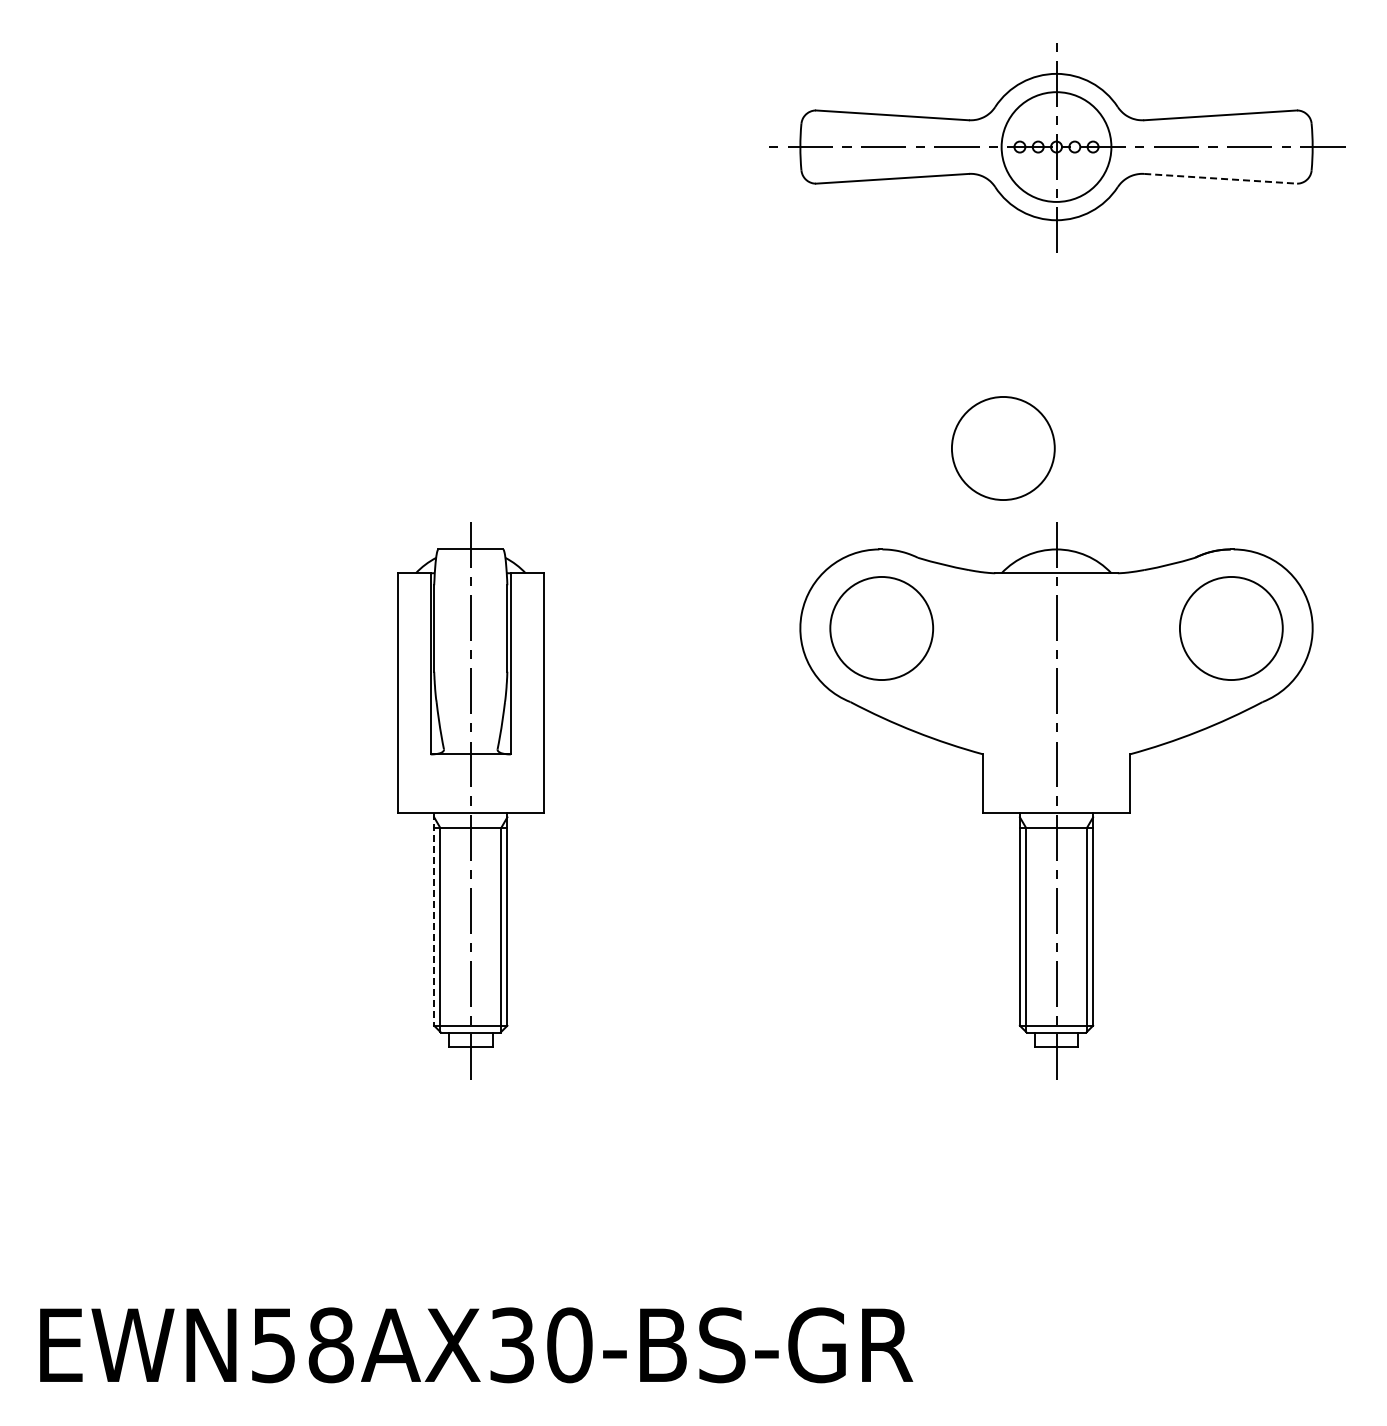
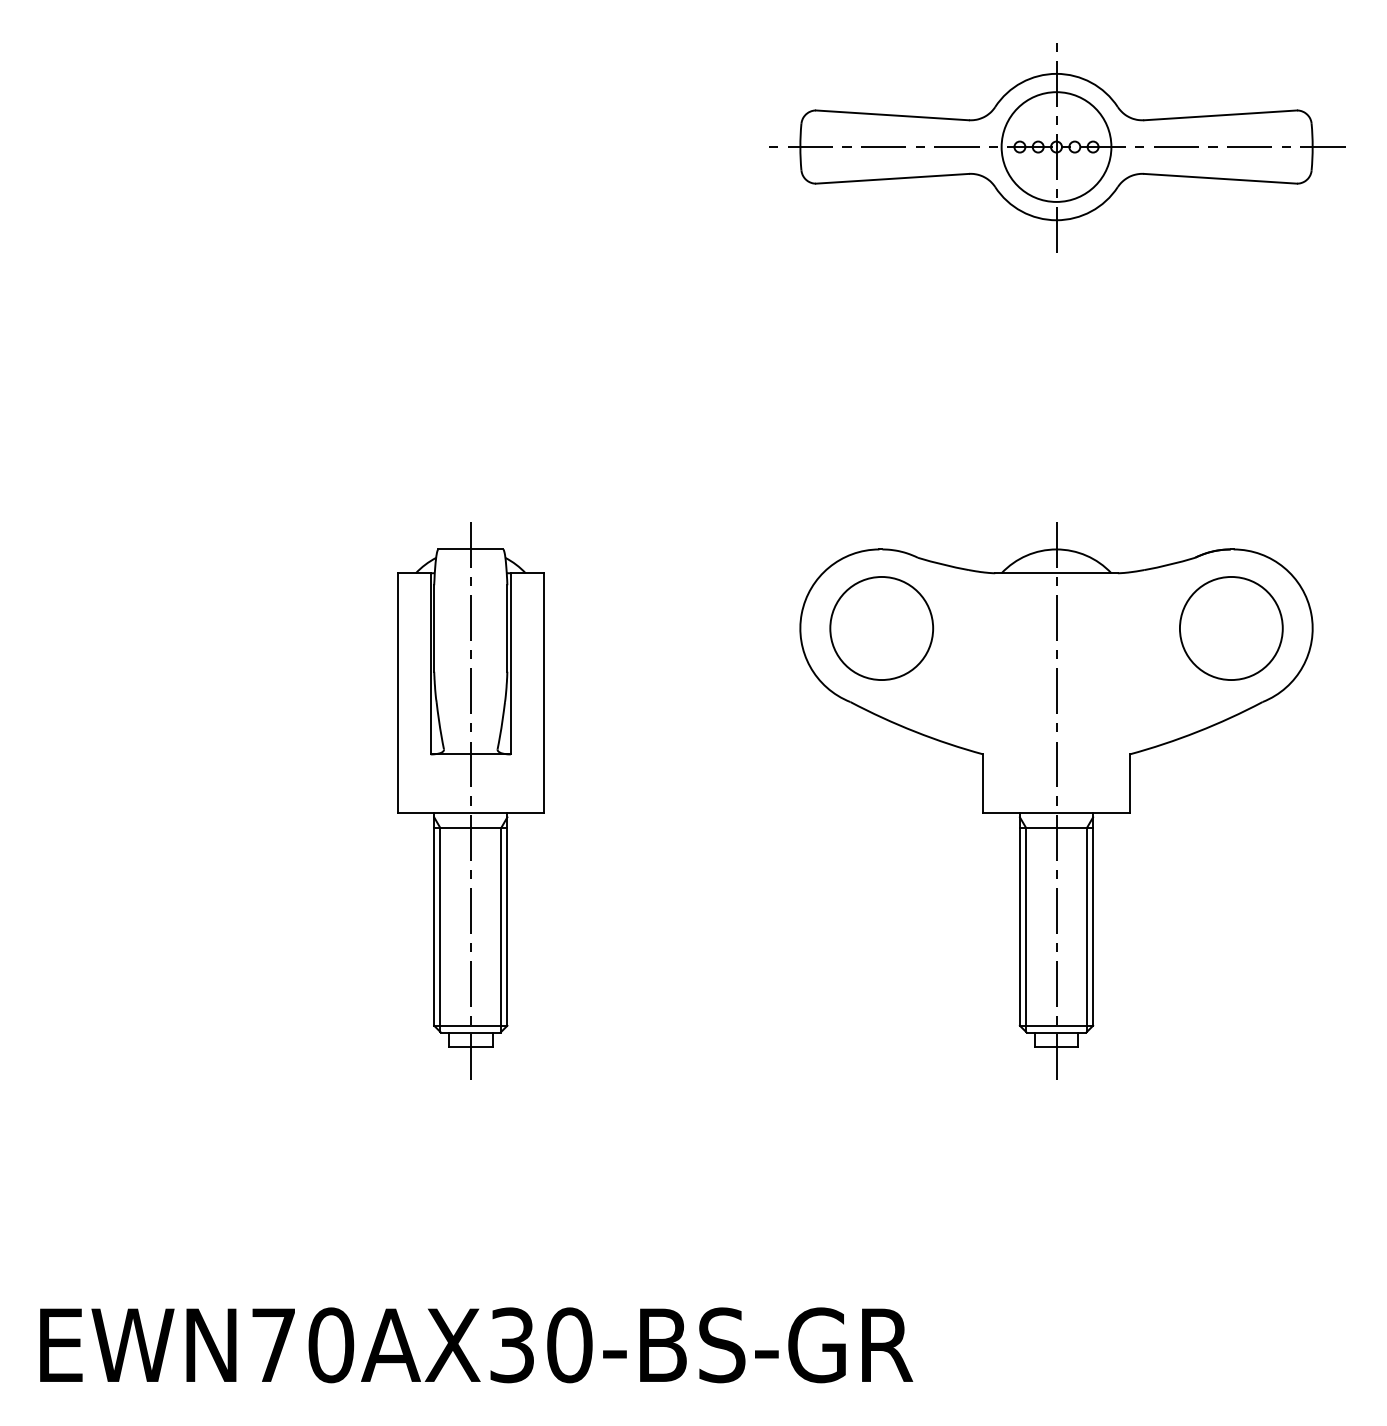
line: dashed -> solid (1220, 178)
part: present -> none (1003, 448)
line: dashed -> solid (434, 919)
text: EWN58AX30-BS-GR -> EWN70AX30-BS-GR (303, 1345)
